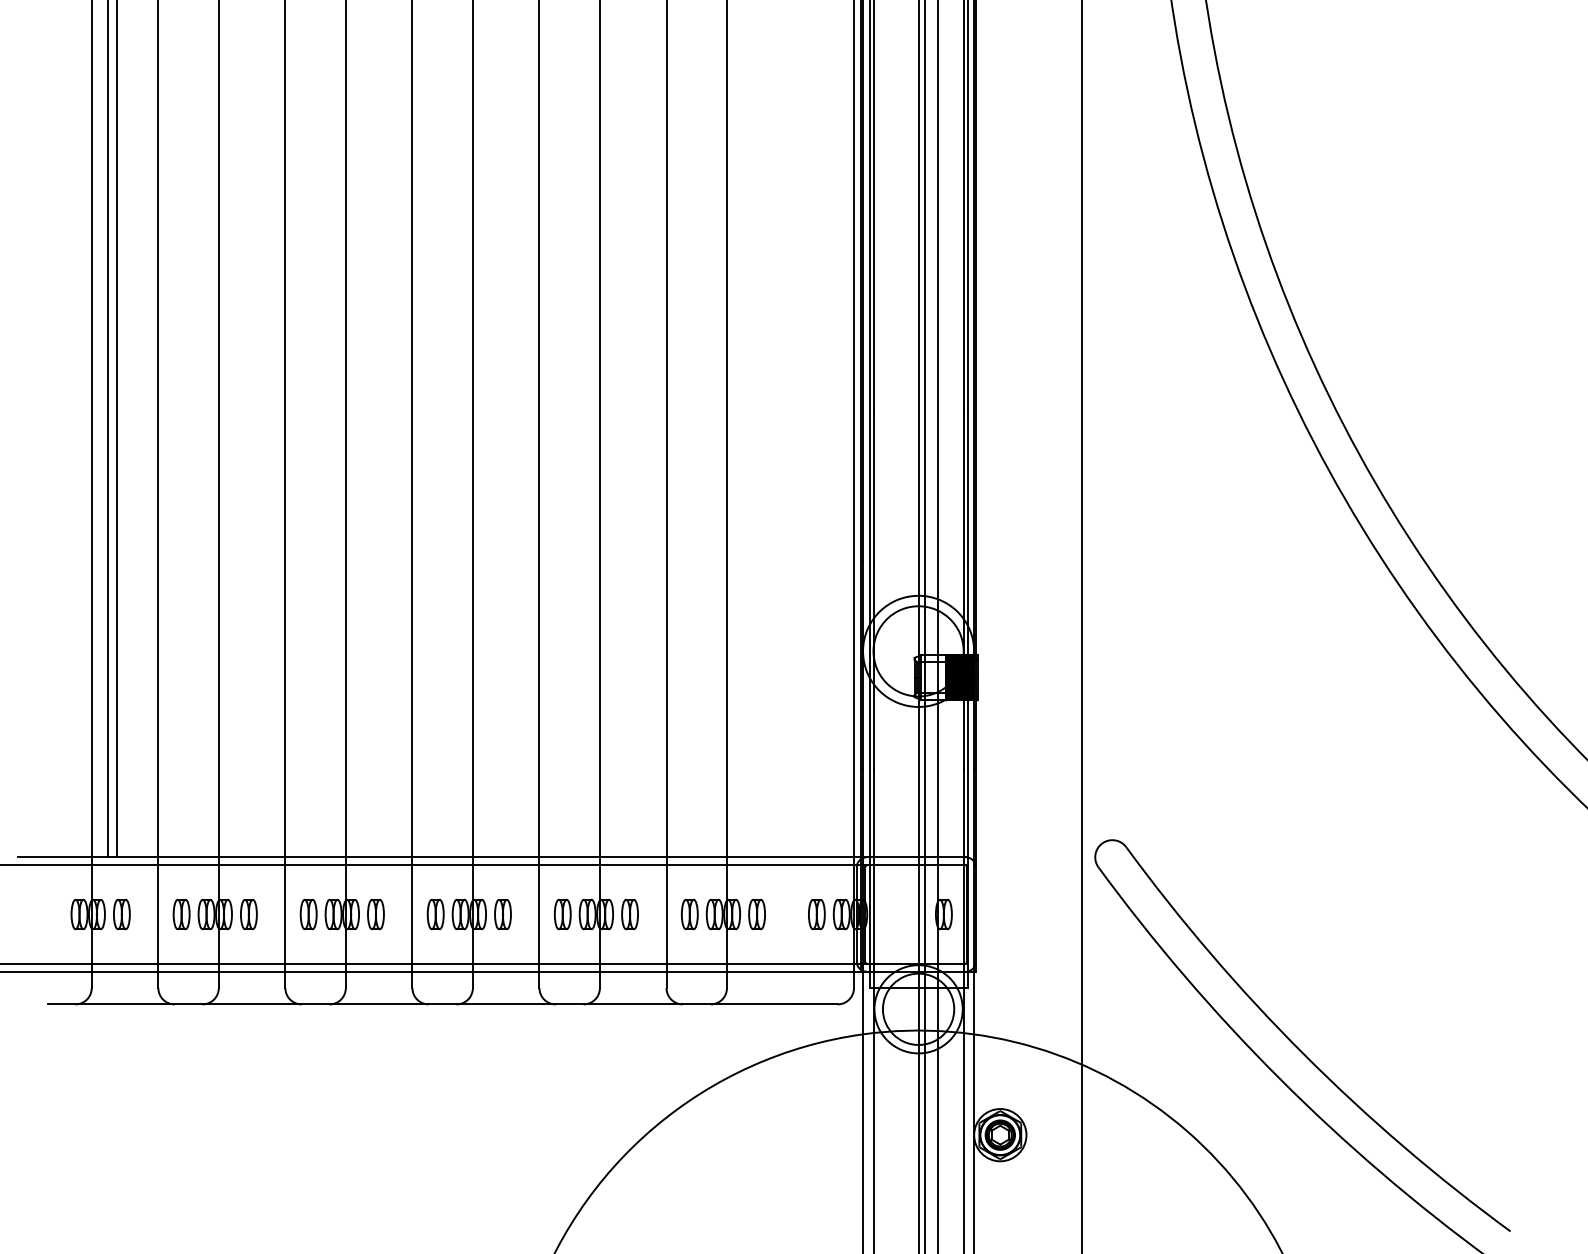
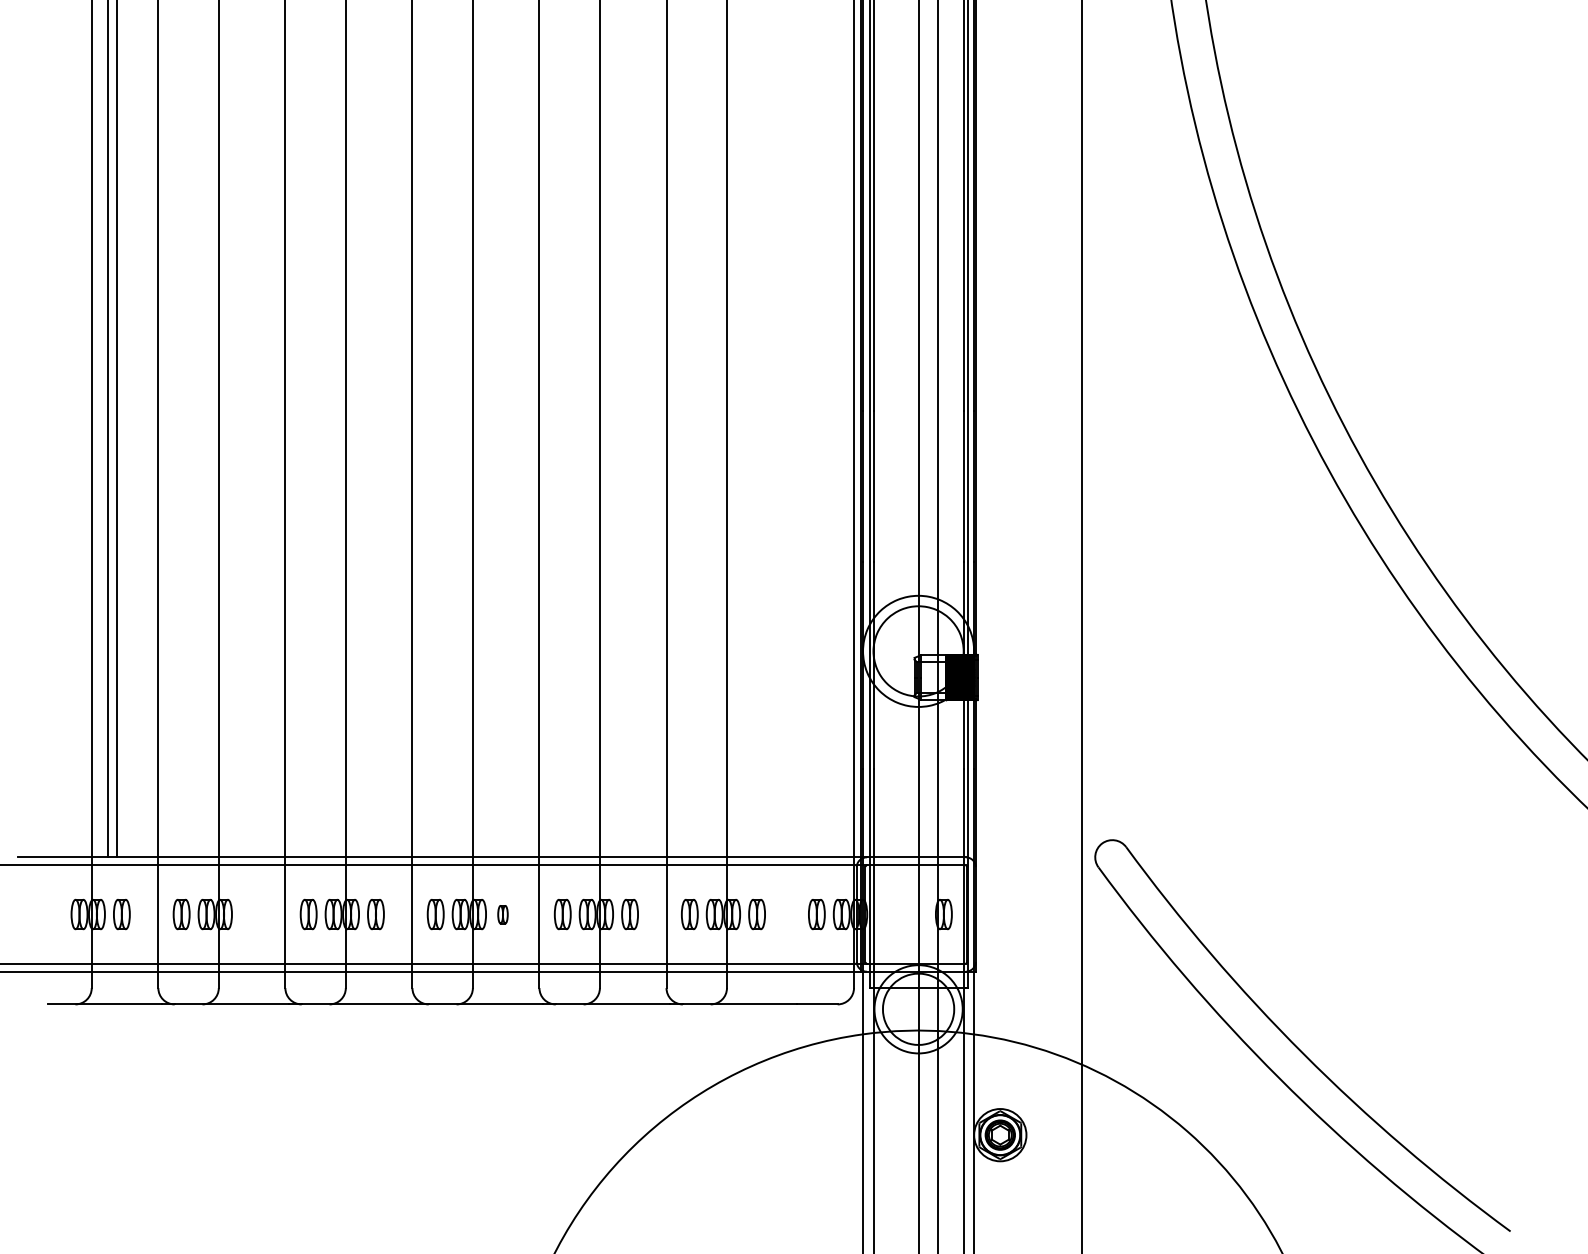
line: present -> none (925, 626)
part: present -> none (248, 914)
part size: 18x32 px -> 12x20 px (502, 914)
